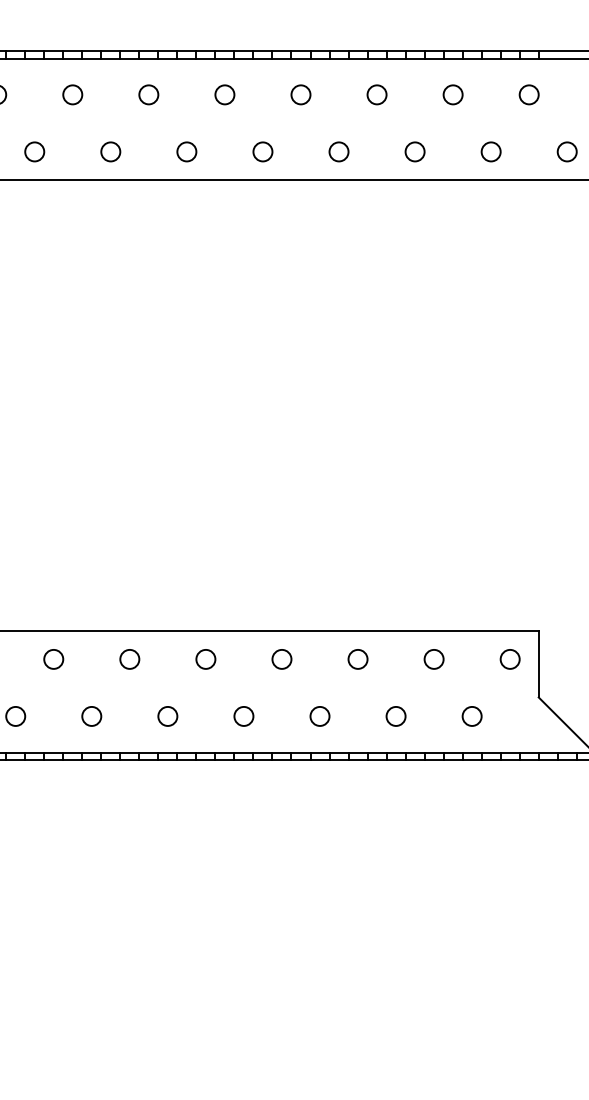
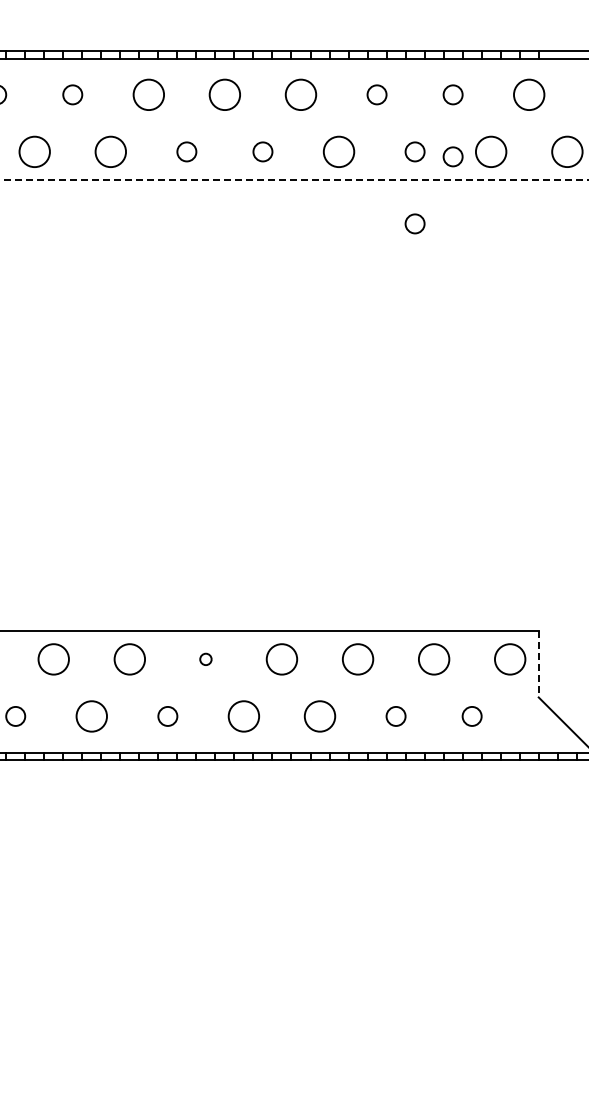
circle diameter: 19 px -> 30 px (148, 94)
circle diameter: 19 px -> 30 px (224, 94)
circle diameter: 19 px -> 30 px (300, 94)
circle diameter: 19 px -> 30 px (529, 94)
circle diameter: 19 px -> 30 px (34, 151)
circle diameter: 19 px -> 30 px (110, 151)
circle diameter: 19 px -> 30 px (338, 151)
circle diameter: 19 px -> 30 px (490, 151)
circle size: 22x22 px -> 33x33 px (567, 151)
circle: none -> present (452, 156)
line: solid -> dashed (293, 180)
circle: none -> present (414, 223)
circle diameter: 19 px -> 30 px (53, 659)
circle diameter: 19 px -> 30 px (129, 659)
circle diameter: 19 px -> 30 px (281, 659)
circle diameter: 19 px -> 30 px (357, 659)
circle diameter: 19 px -> 30 px (433, 659)
circle diameter: 19 px -> 30 px (509, 659)
circle size: 22x21 px -> 14x14 px (205, 658)
line: solid -> dashed (538, 664)
circle diameter: 19 px -> 30 px (91, 716)
circle diameter: 19 px -> 30 px (243, 716)
circle diameter: 19 px -> 30 px (319, 716)
